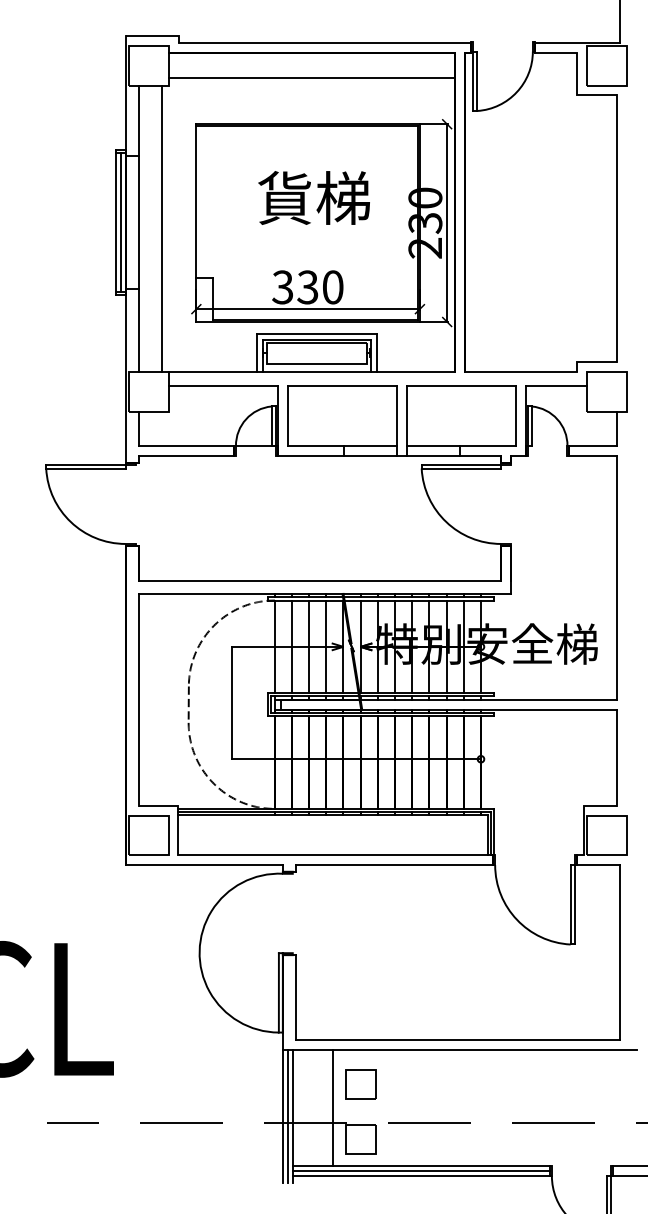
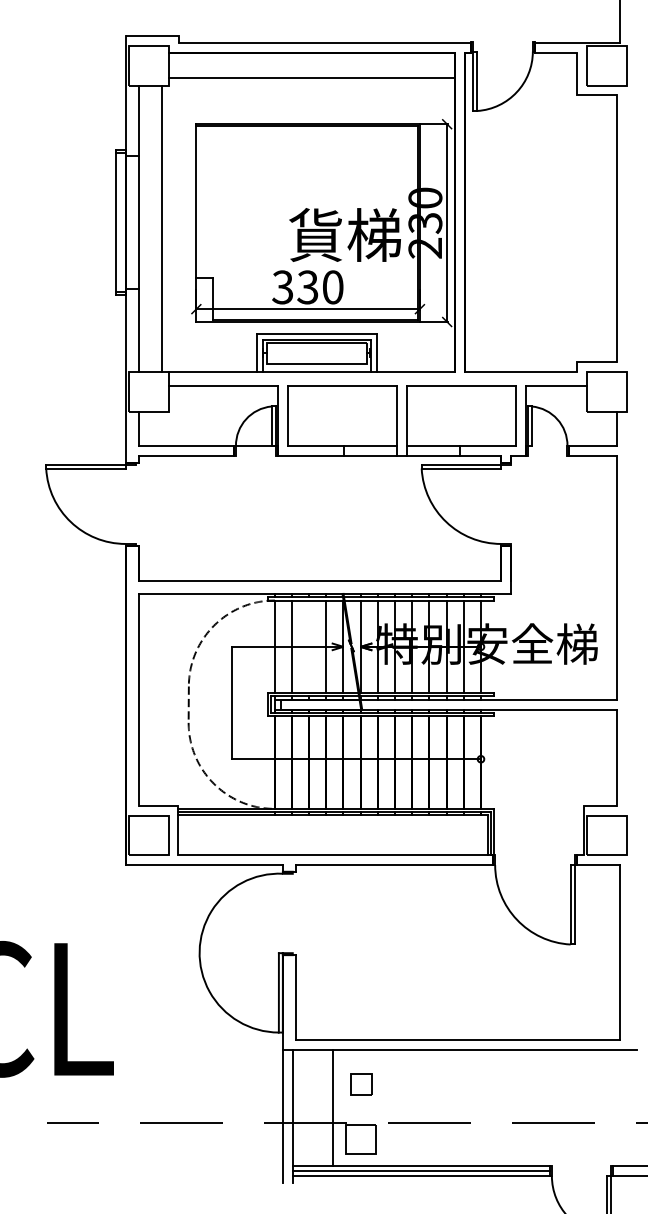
text position: (313, 197) -> (344, 234) (344, 234)
line: present -> none (120, 221)
line: present -> none (309, 646)
part size: 32x31 px -> 23x23 px (361, 1084)
line: present -> none (287, 1116)
